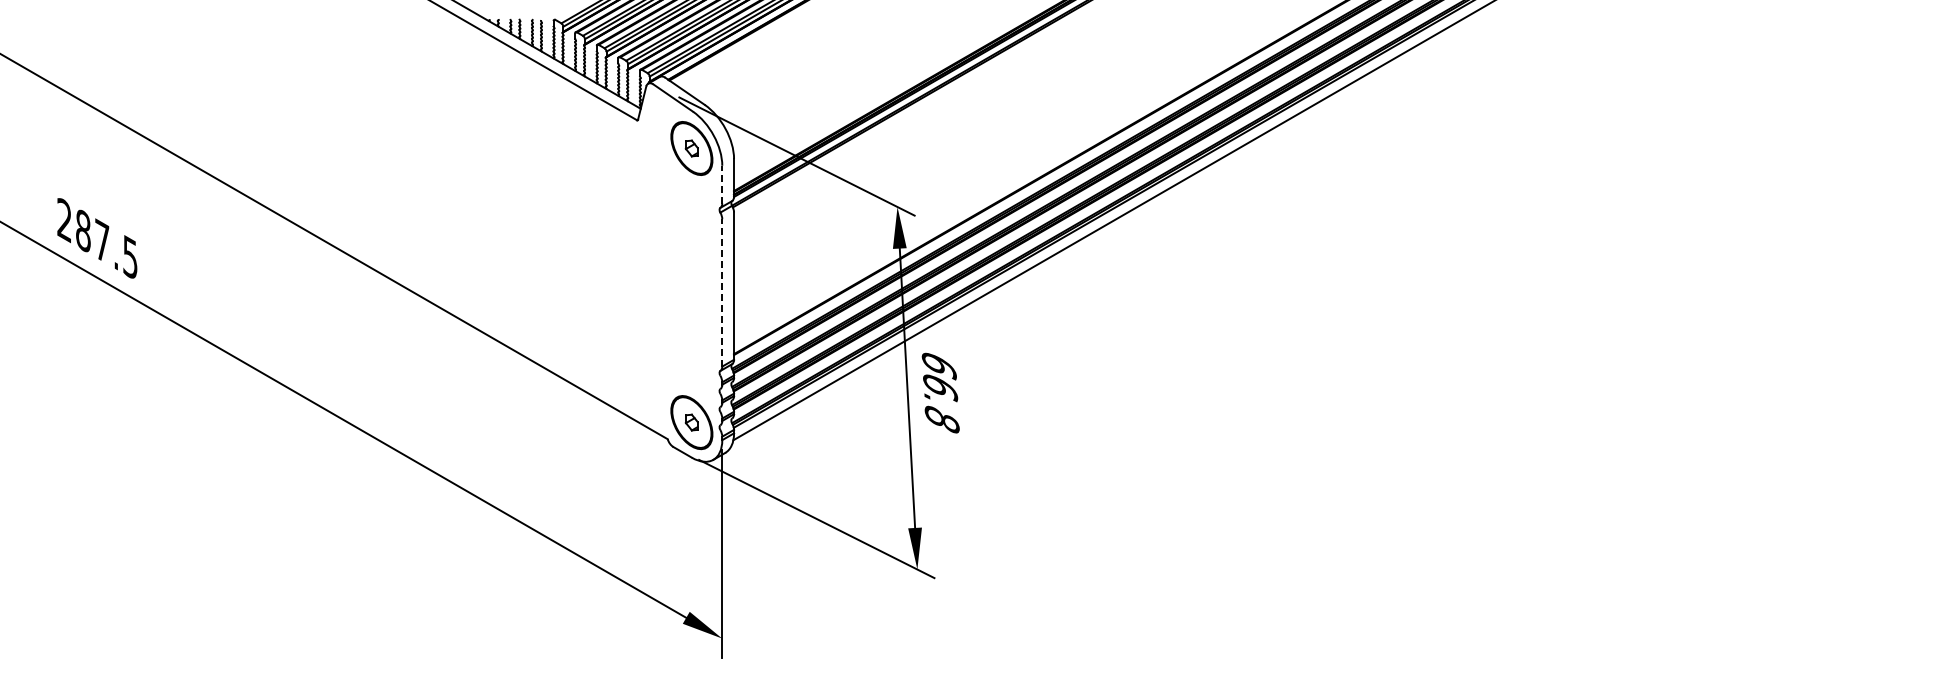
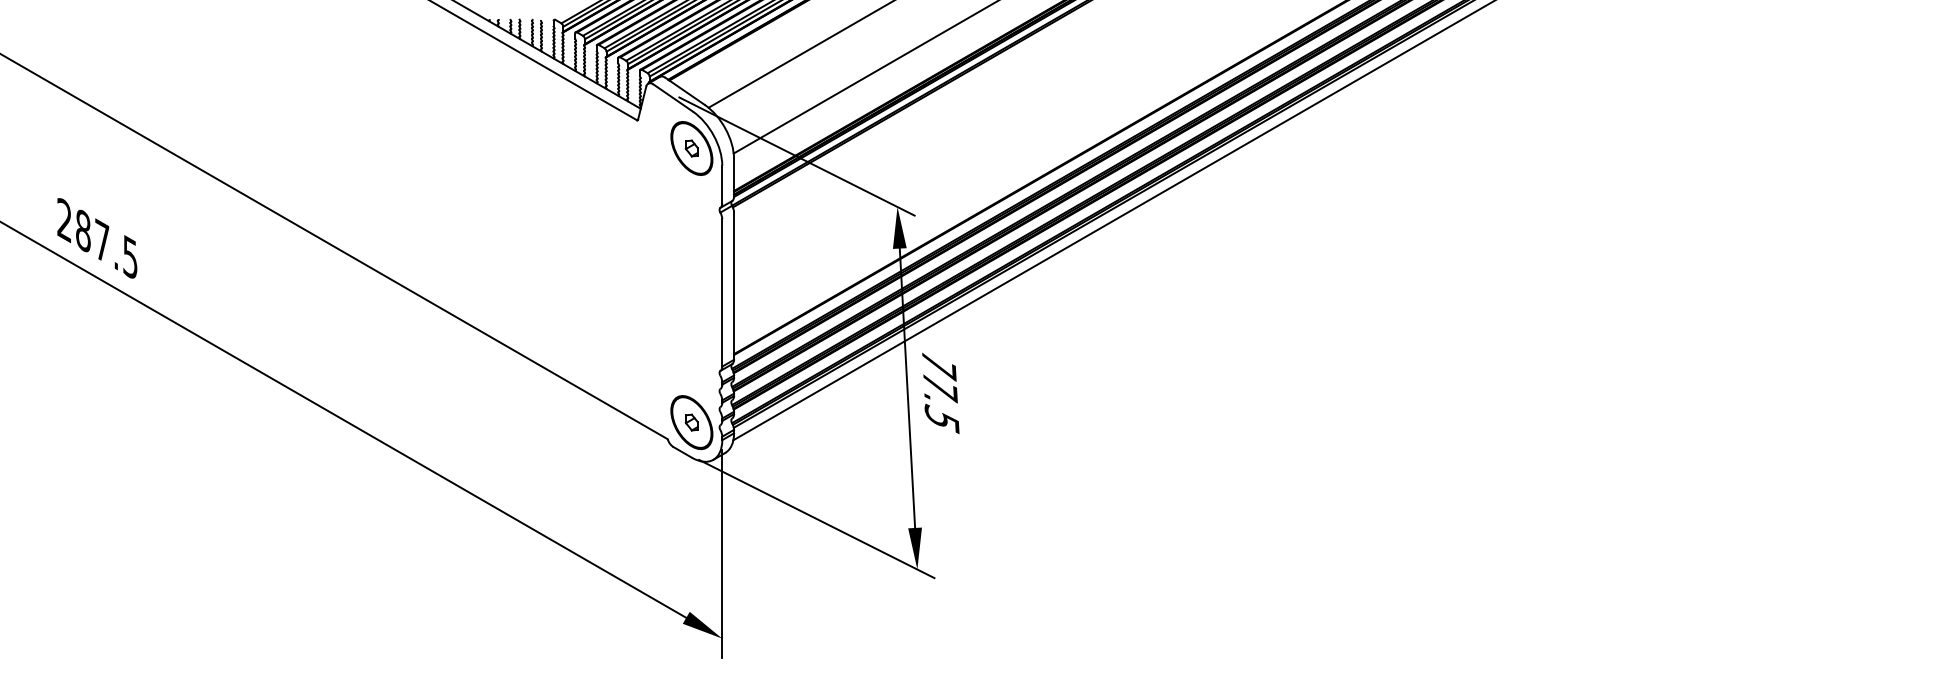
line: none -> present (799, 54)
line: none -> present (864, 77)
line: dashed -> solid (722, 184)
line: dashed -> solid (722, 292)
text: 66.8 -> 77.5 (940, 393)
